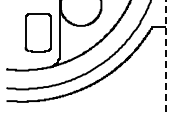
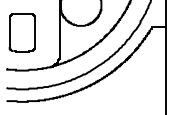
part position: (37, 32) -> (21, 32) (21, 32)
line: dashed -> solid (166, 57)
